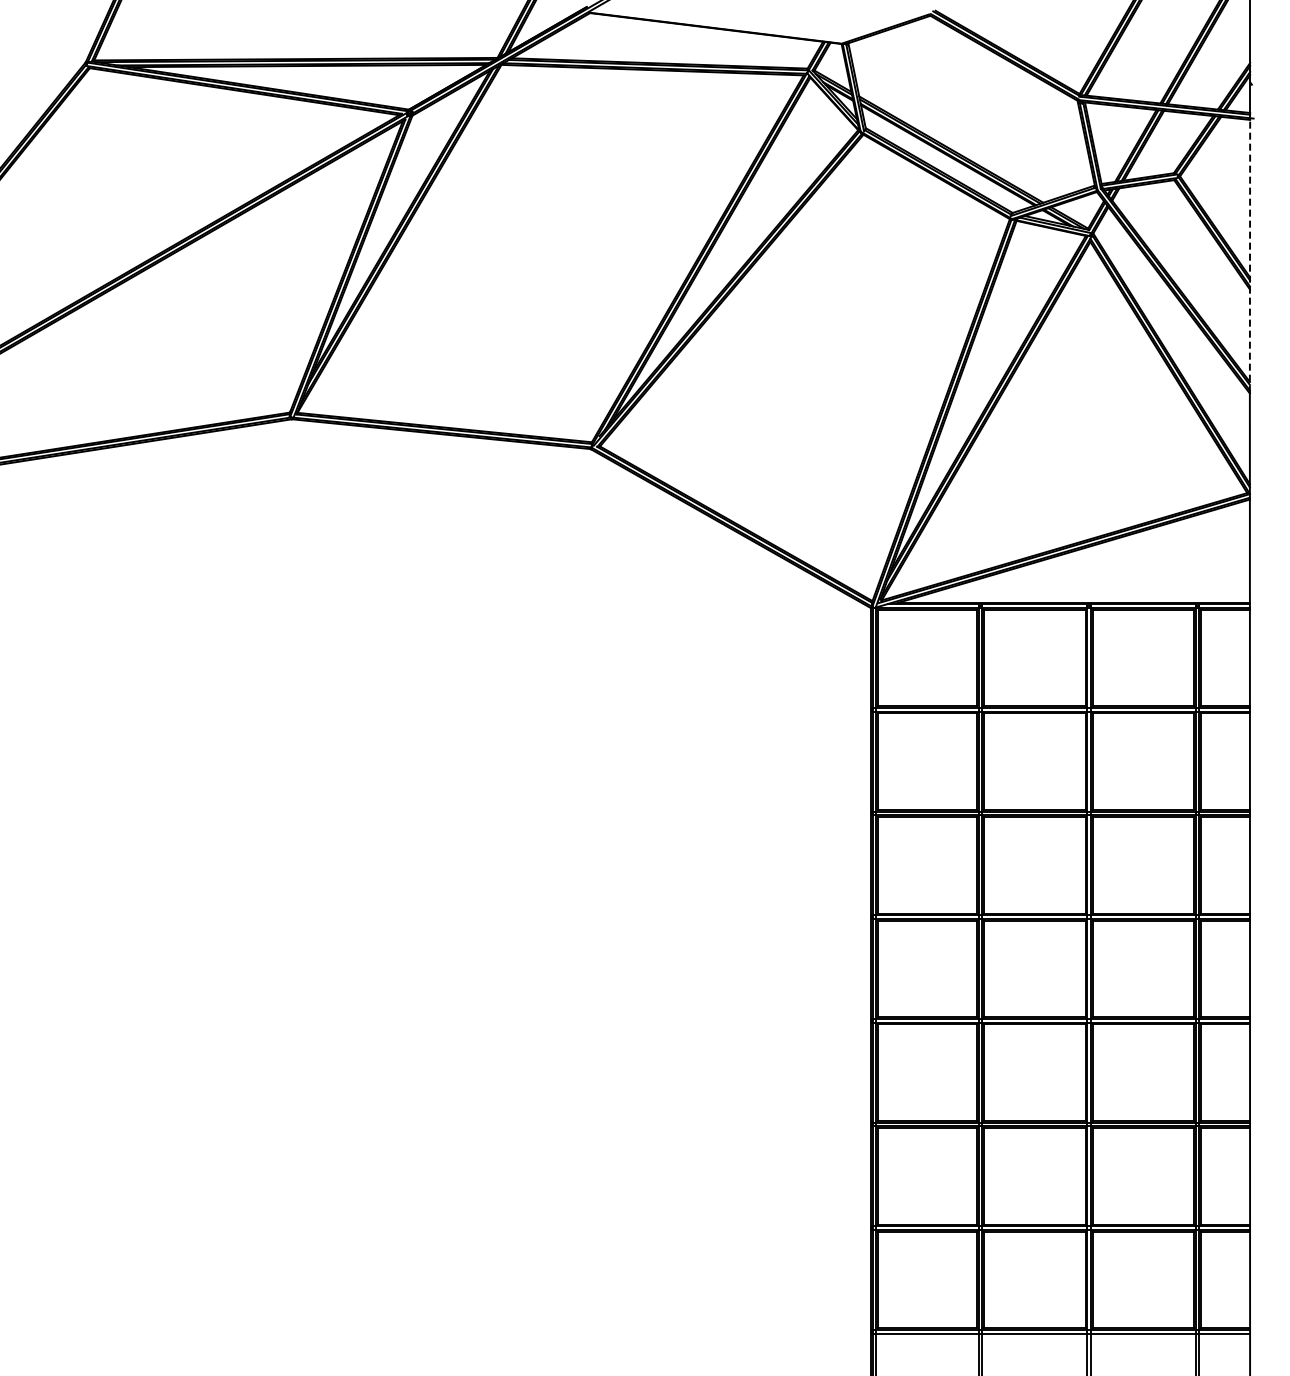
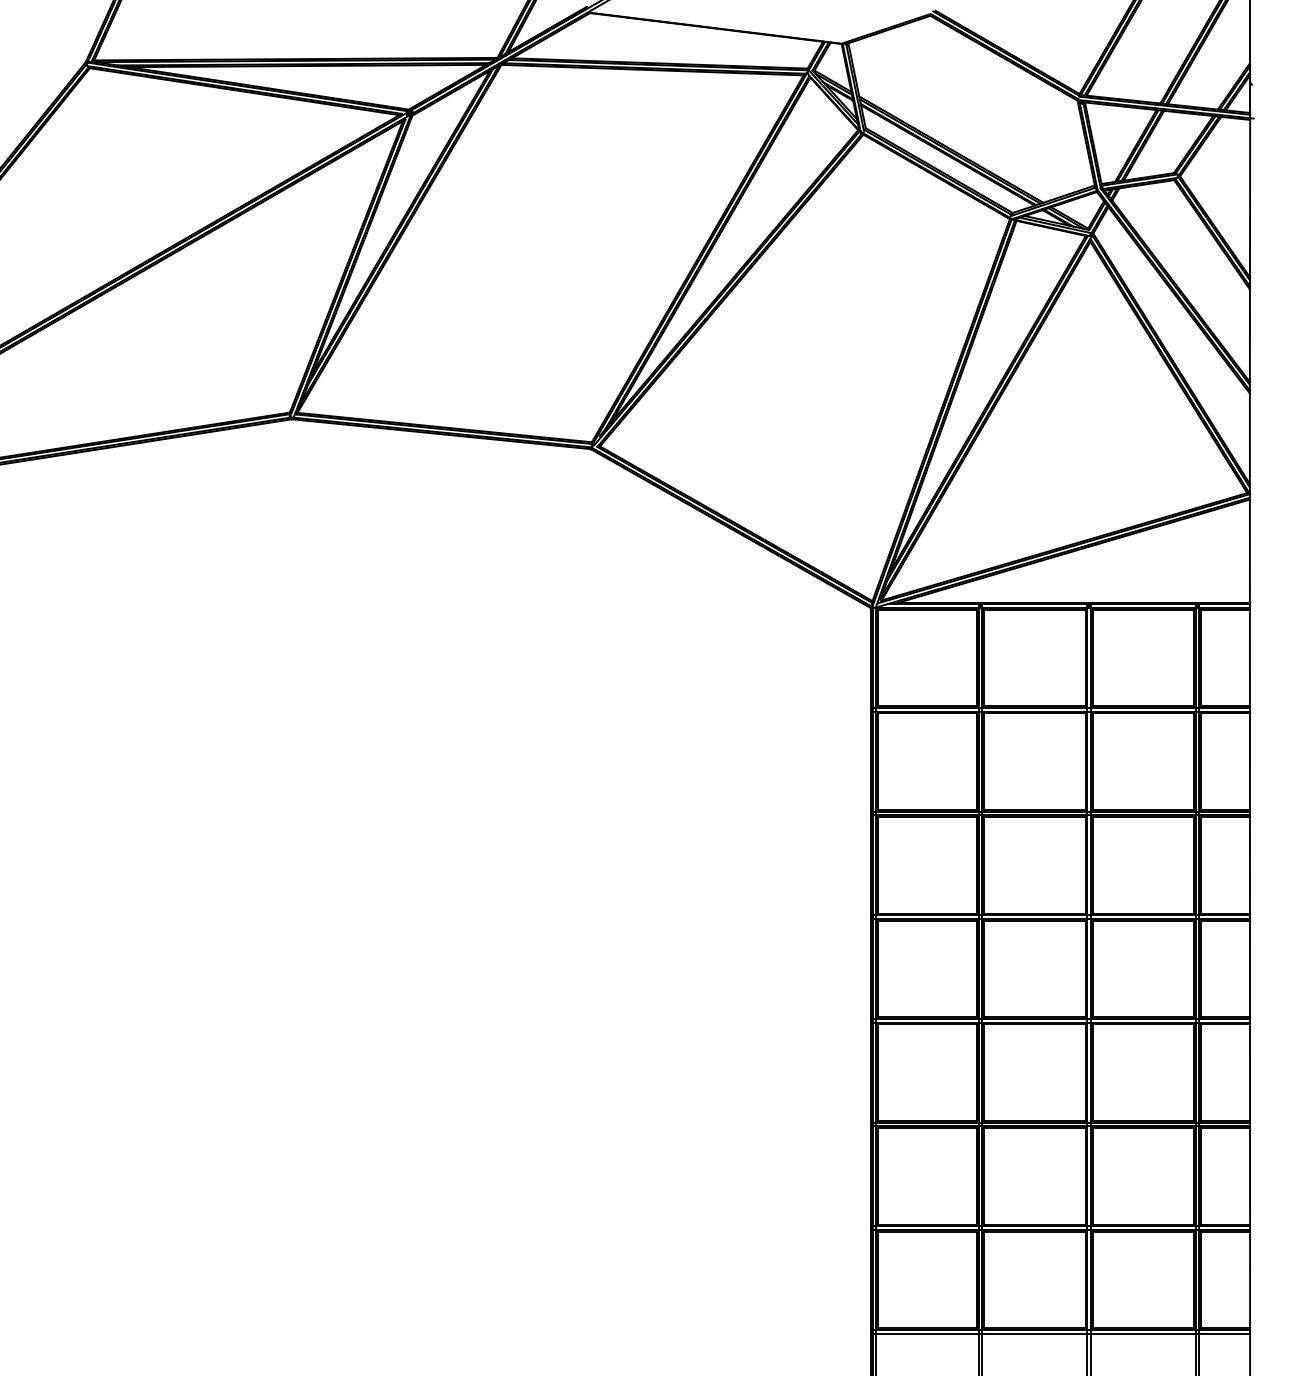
line: dashed -> solid (1250, 255)
